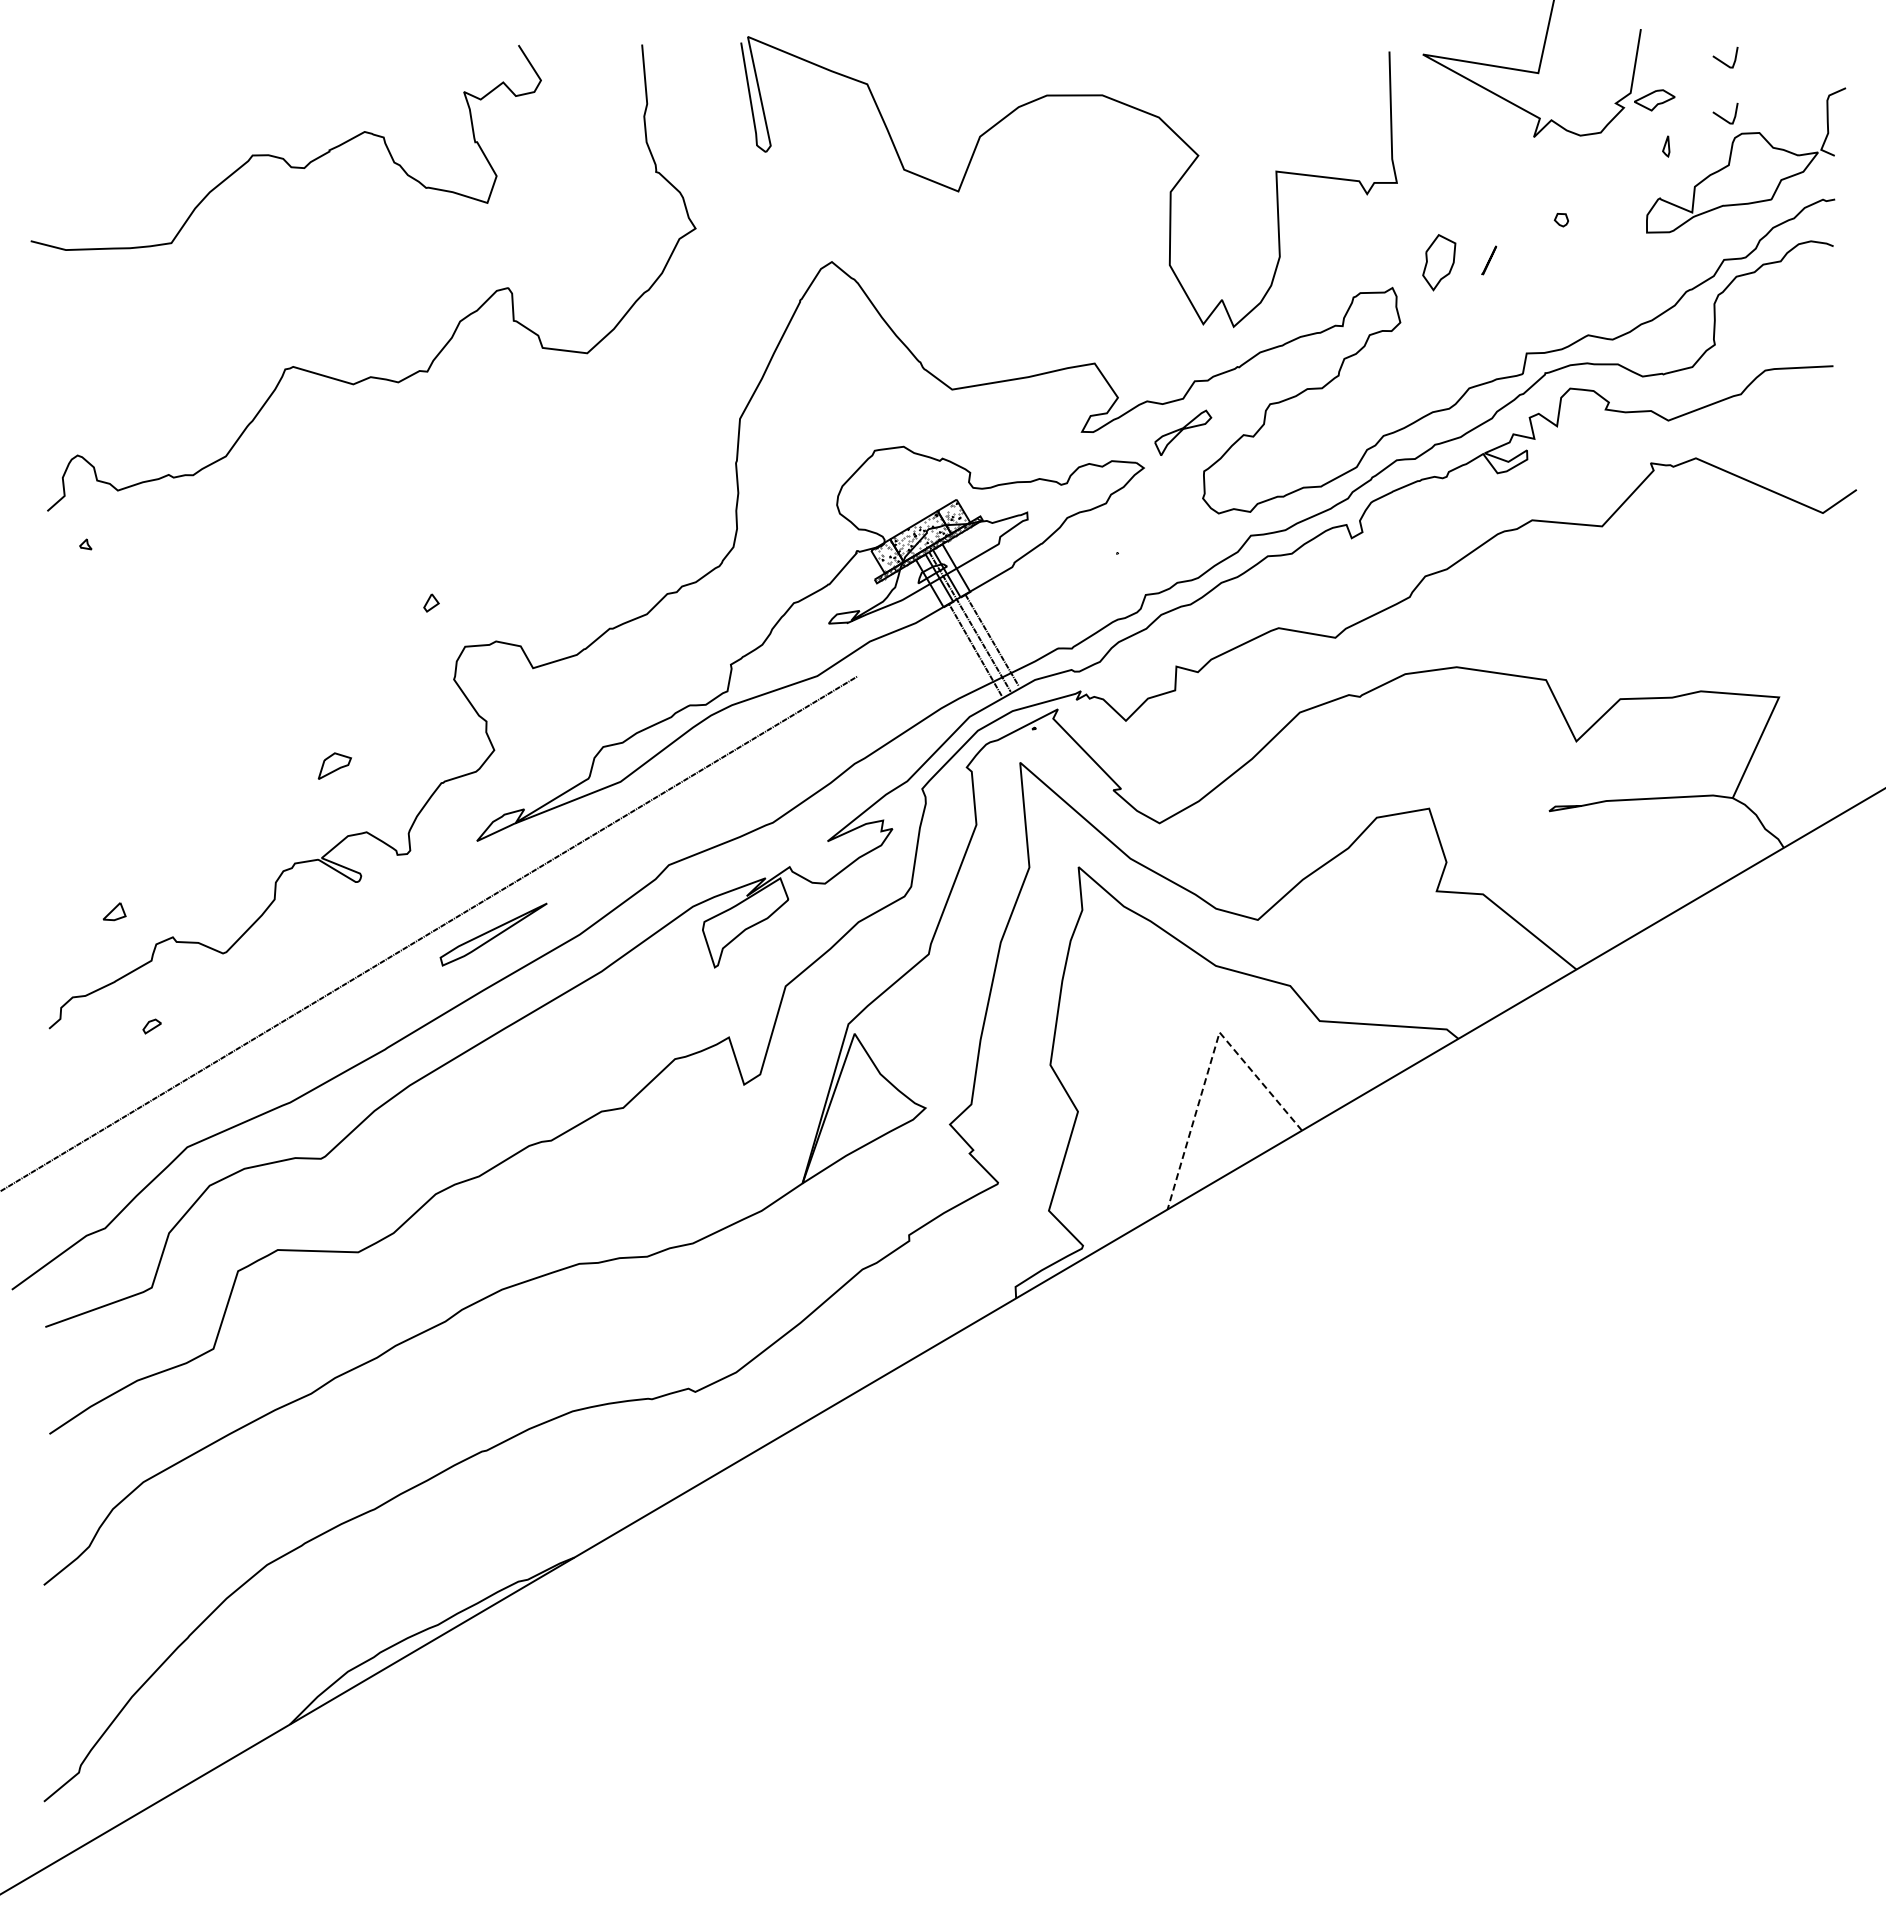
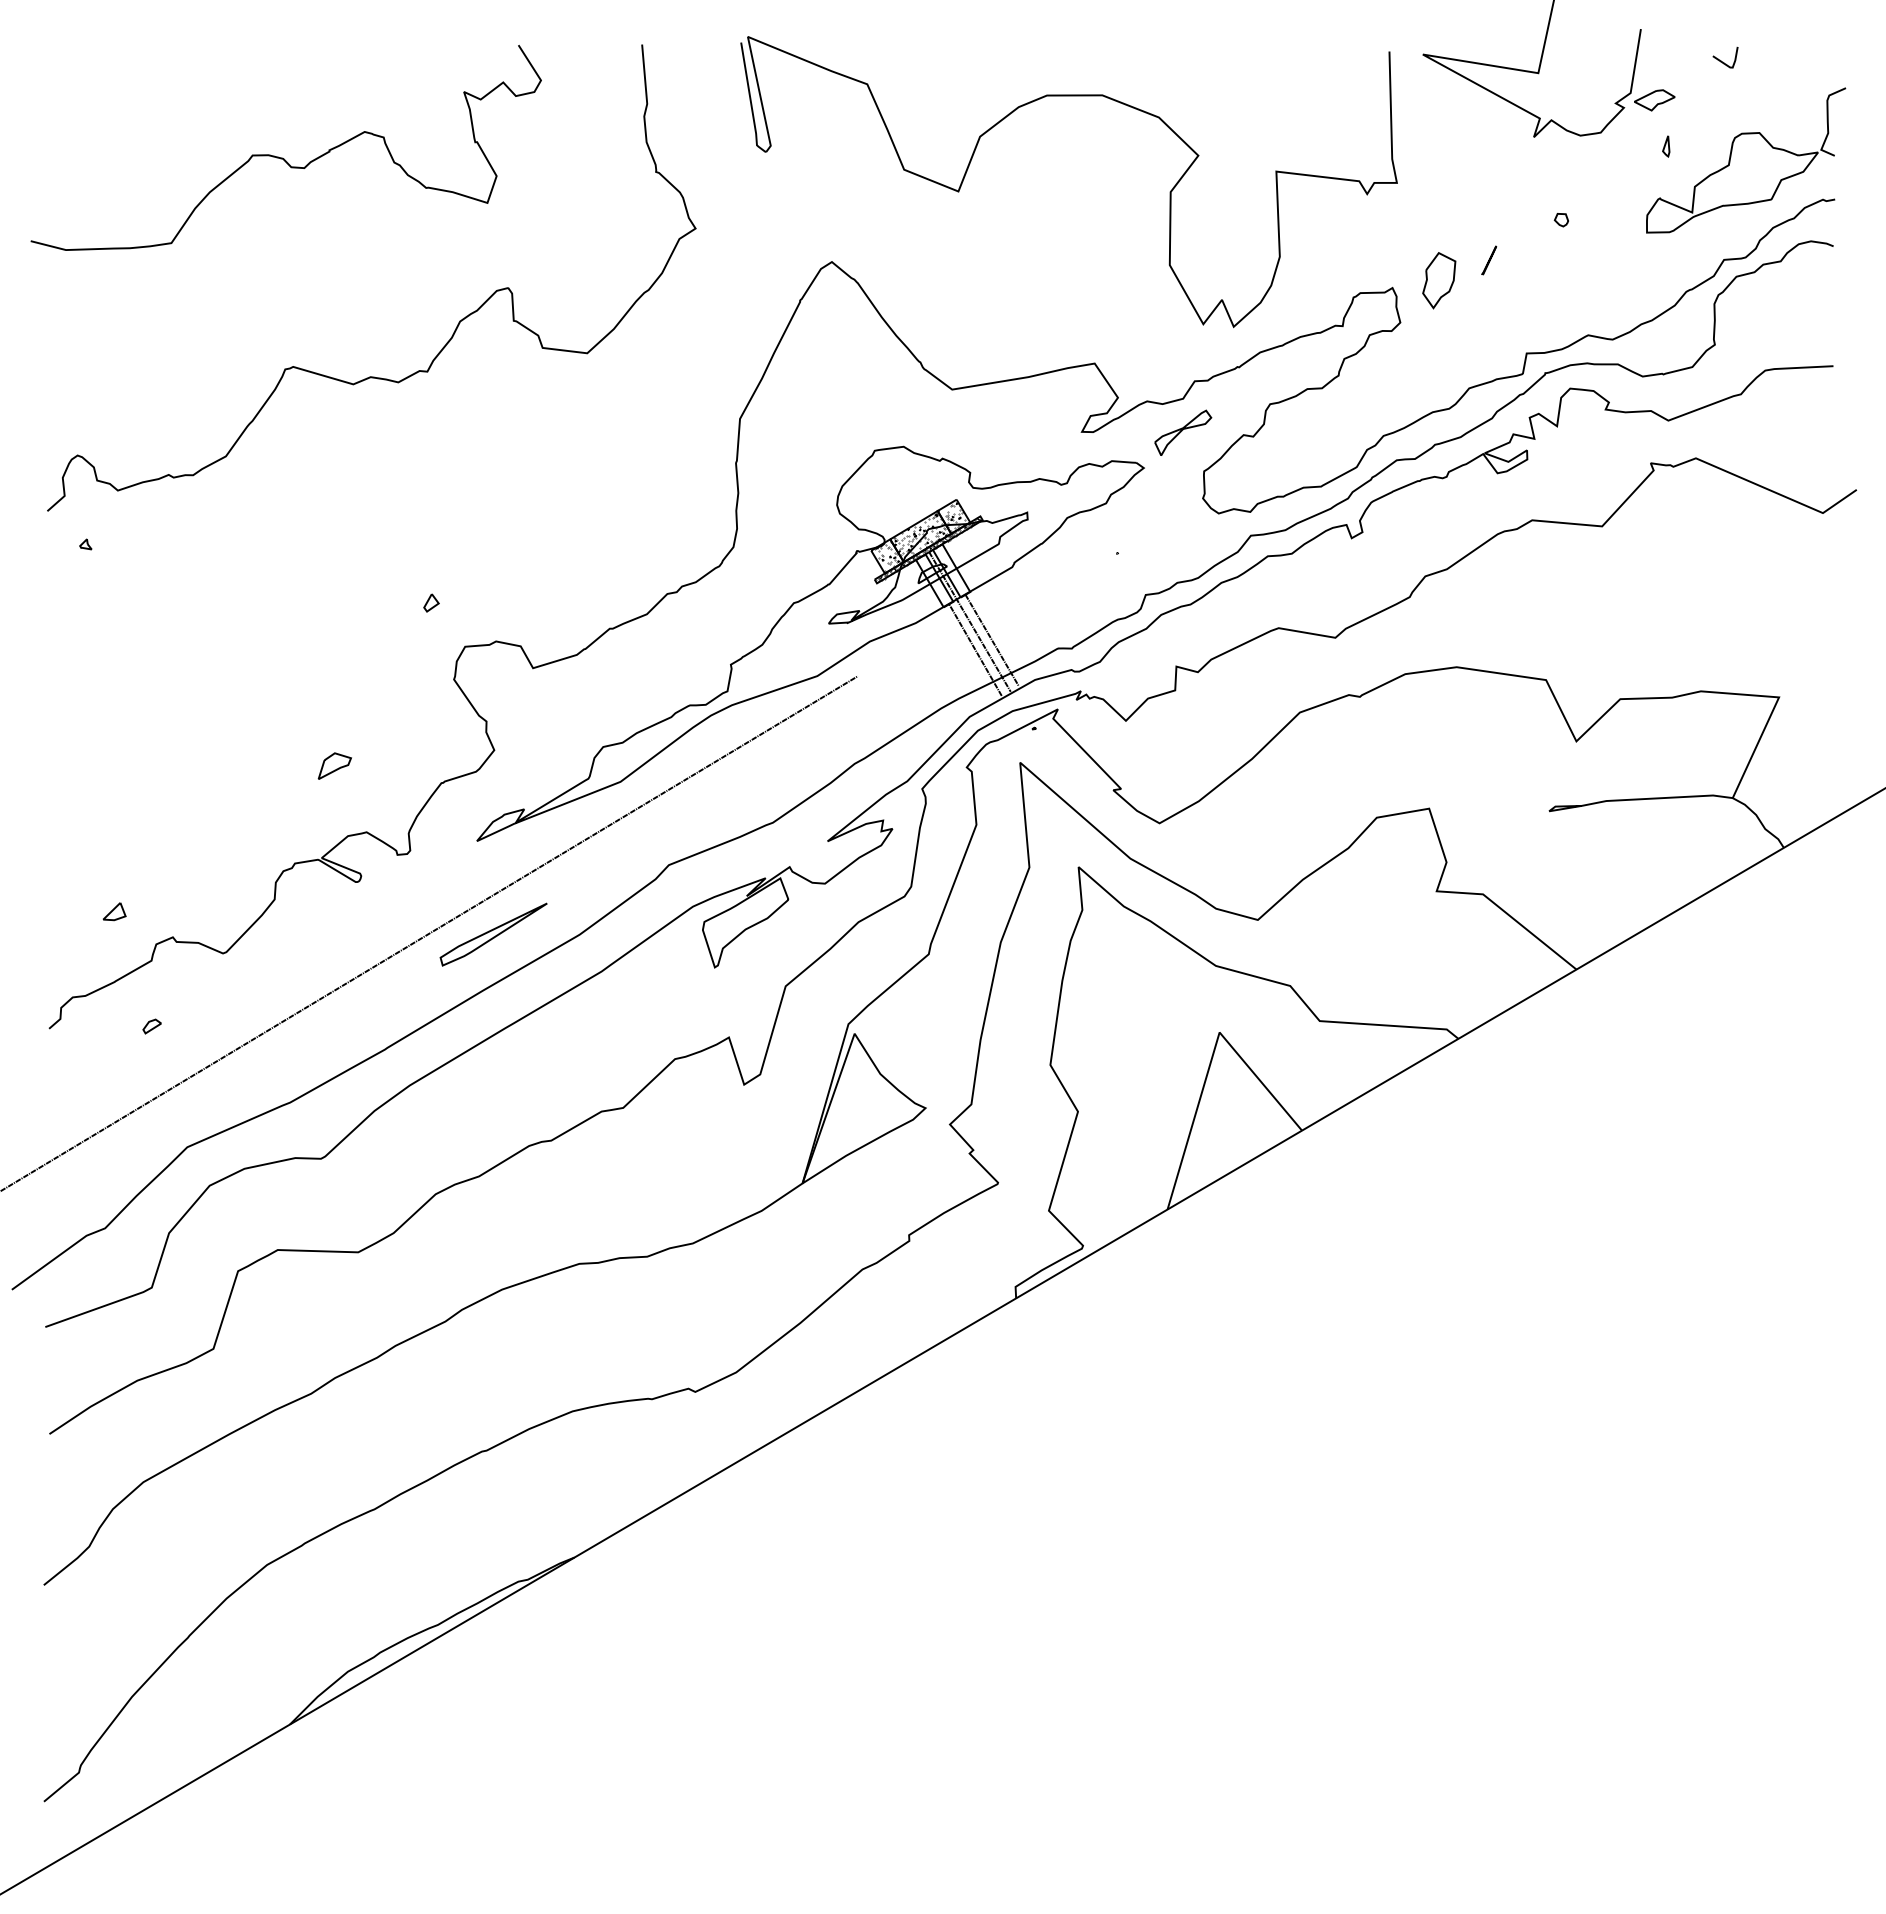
curve: present -> none (1721, 116)
part position: (1439, 262) -> (1439, 280) (1439, 280)
line: dashed -> solid (1211, 1059)
